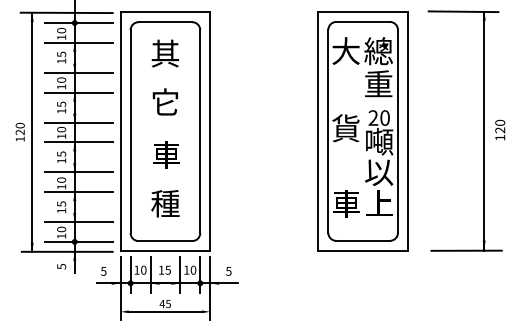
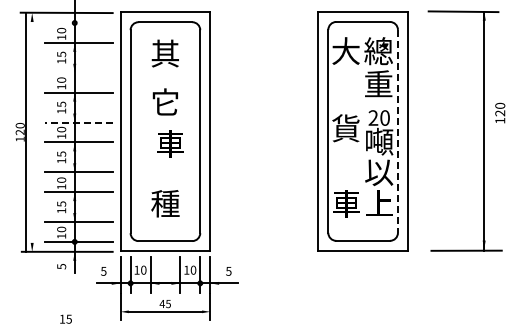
line: present -> none (78, 23)
line: present -> none (78, 72)
line: solid -> dashed (78, 122)
text position: (500, 129) -> (500, 112) (500, 112)
line: solid -> dashed (397, 131)
line position: (32, 132) -> (26, 132) (26, 132)
text position: (166, 154) -> (170, 143) (170, 143)
text position: (164, 269) -> (65, 318) (65, 318)
